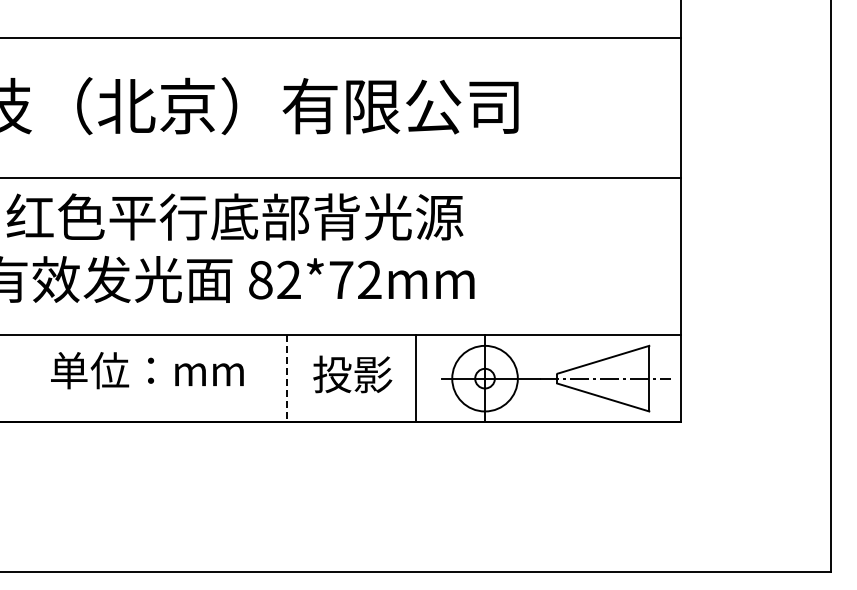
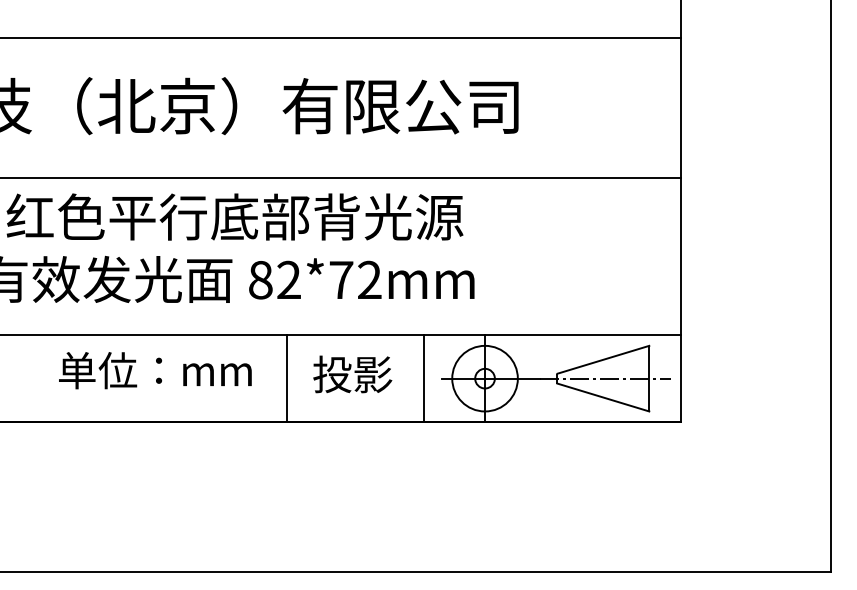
text position: (147, 370) -> (155, 370) (155, 370)
line: dashed -> solid (286, 378)
line position: (415, 378) -> (423, 378) (423, 378)
